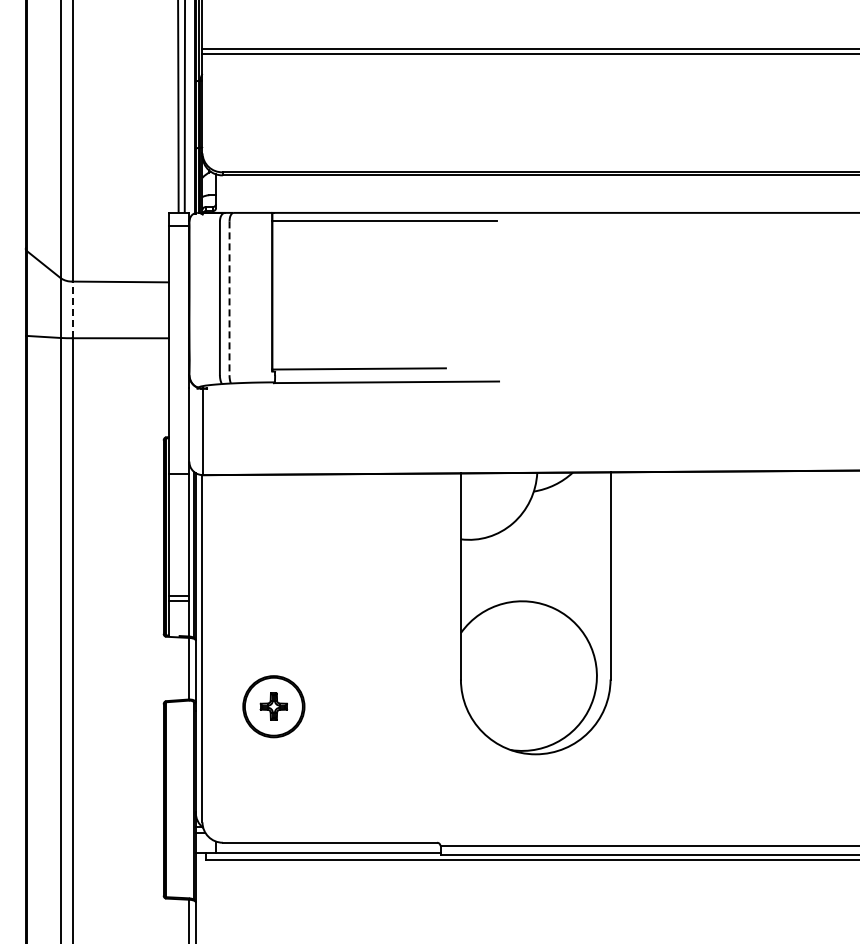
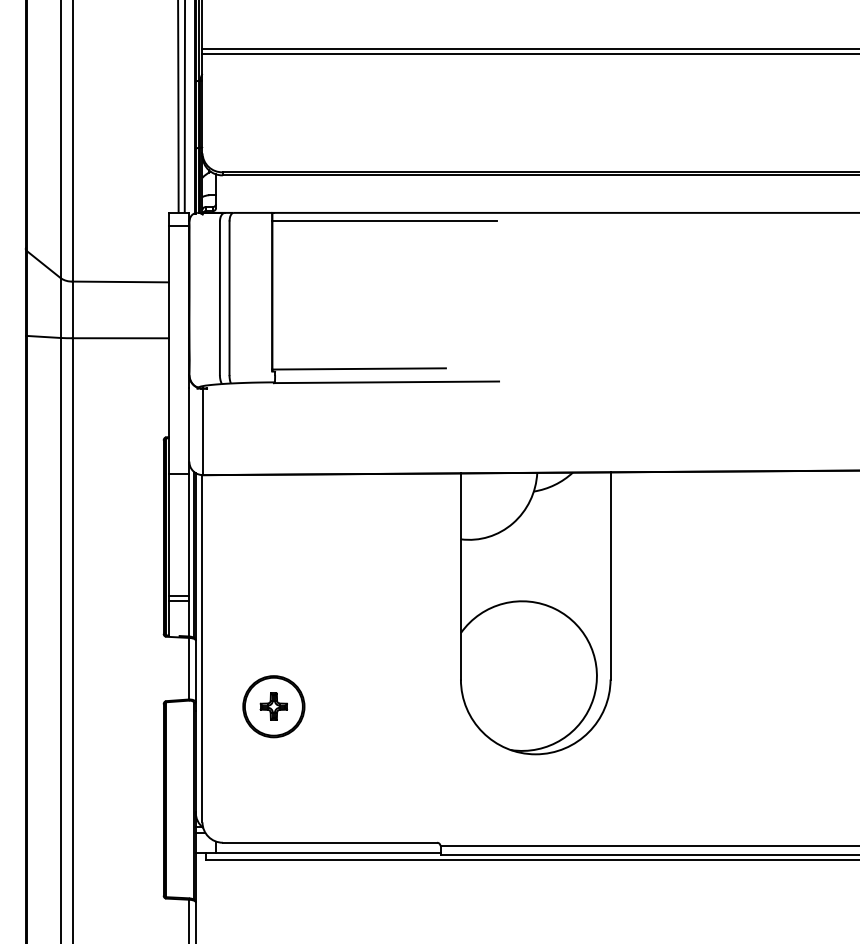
line: dashed -> solid (229, 298)
line: dashed -> solid (72, 309)
